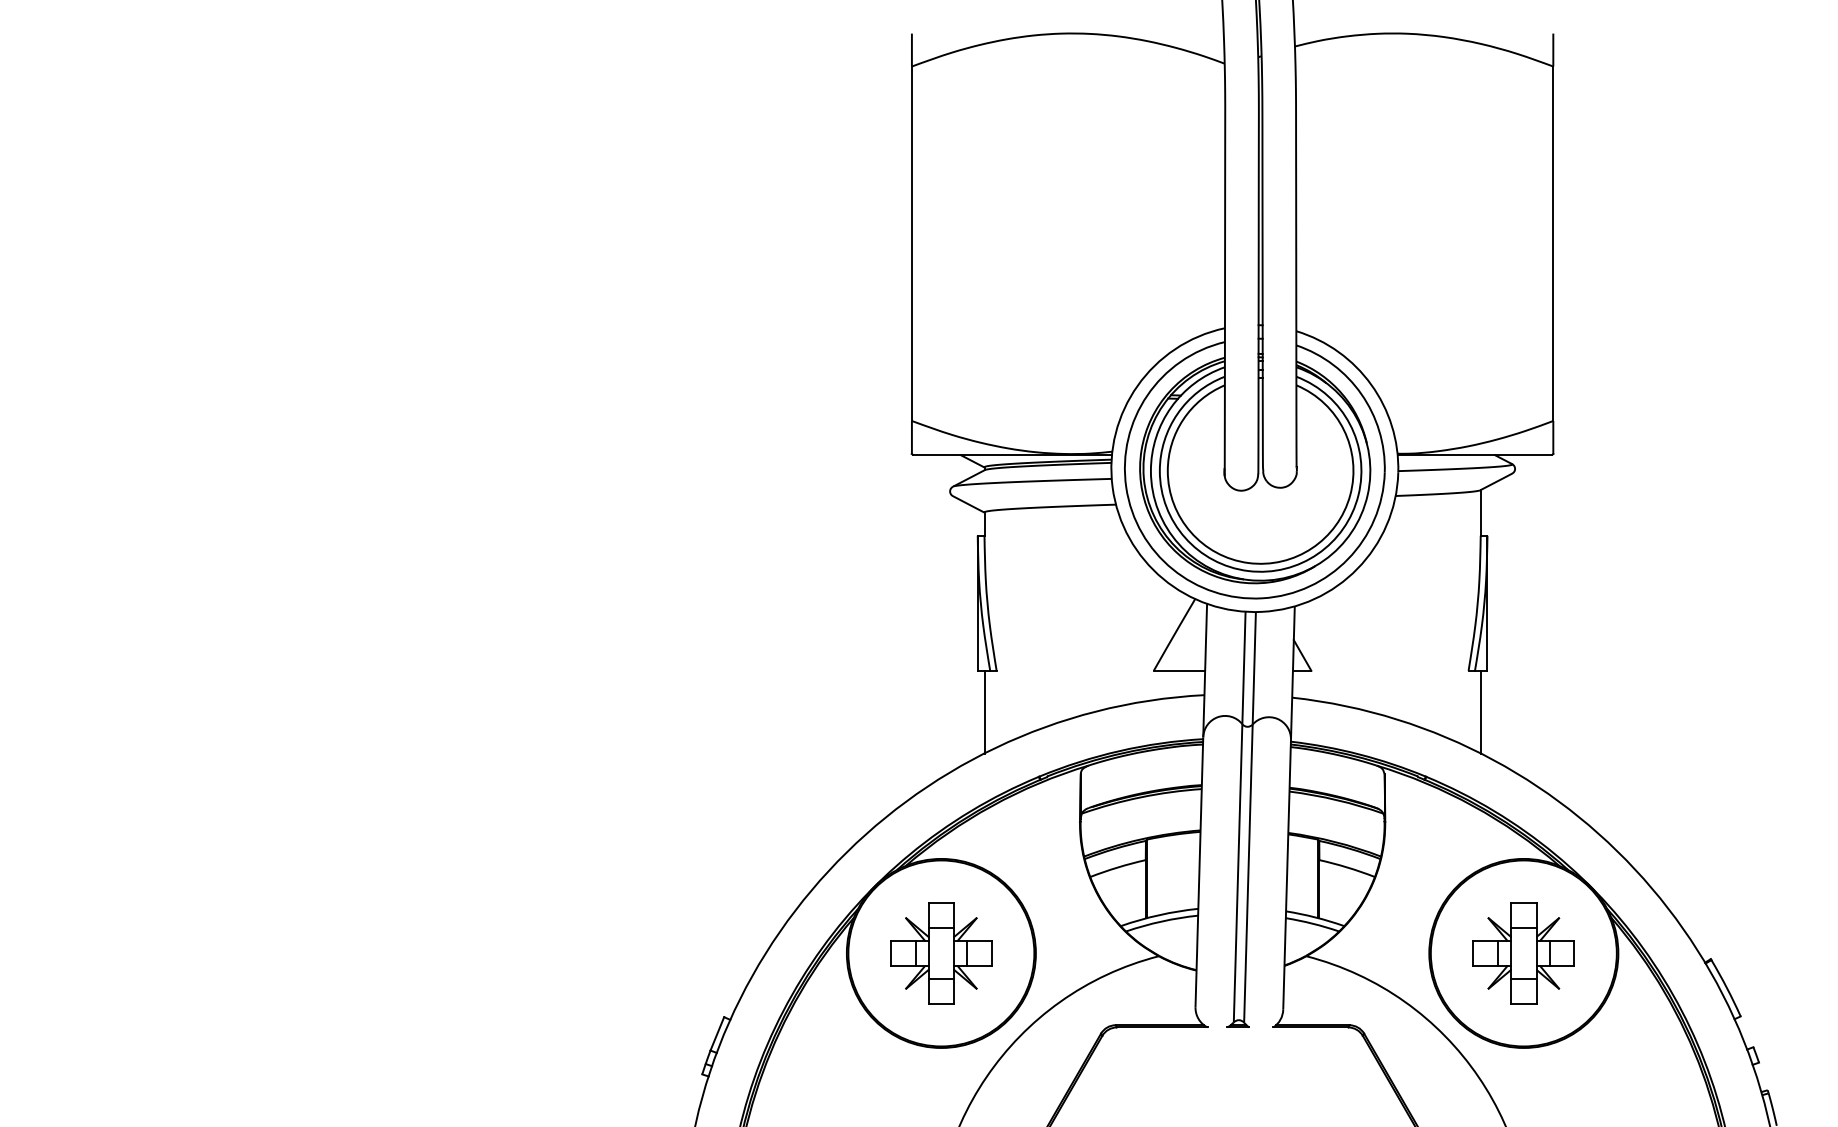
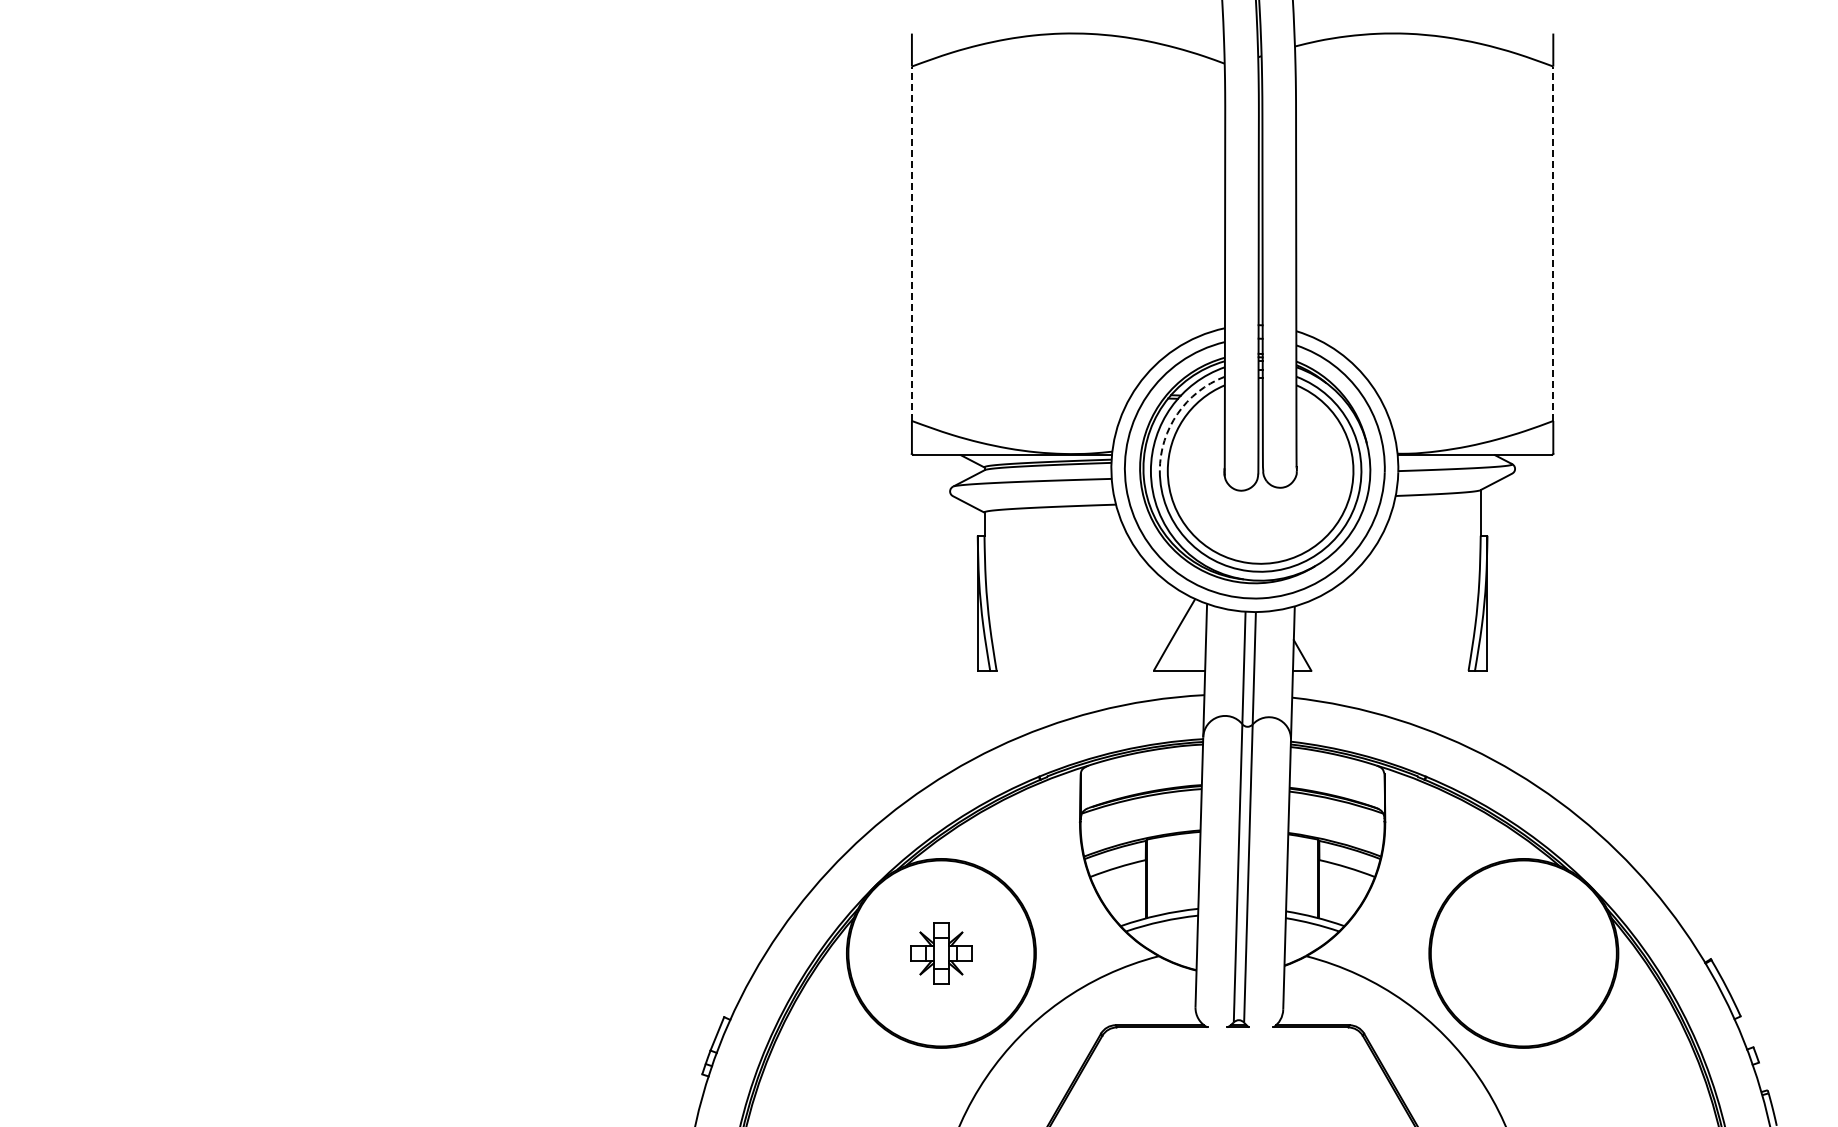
line: solid -> dashed (911, 243)
line: solid -> dashed (1553, 243)
arc: solid -> dashed (1177, 413)
line: present -> none (984, 711)
line: present -> none (1480, 711)
part size: 103x103 px -> 63x63 px (941, 953)
part: present -> none (1523, 953)
